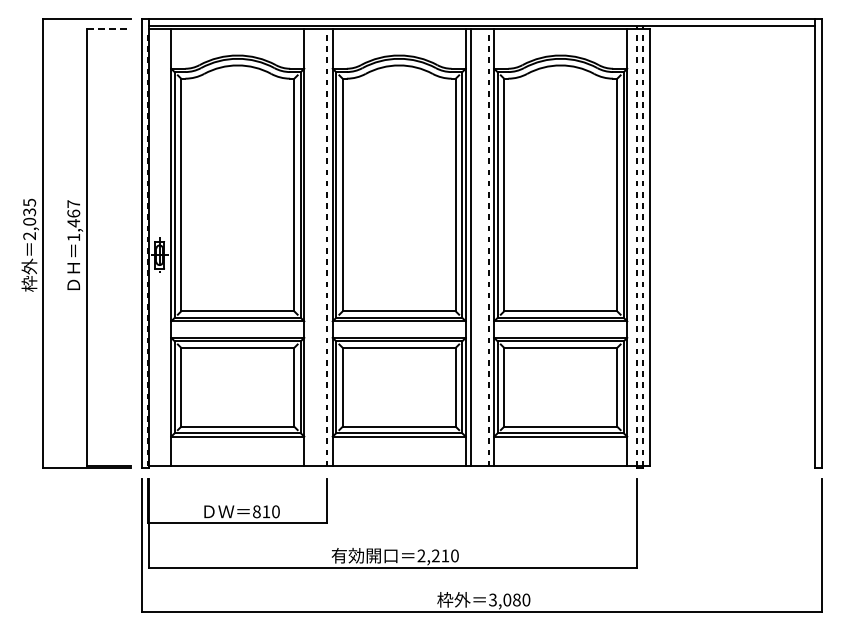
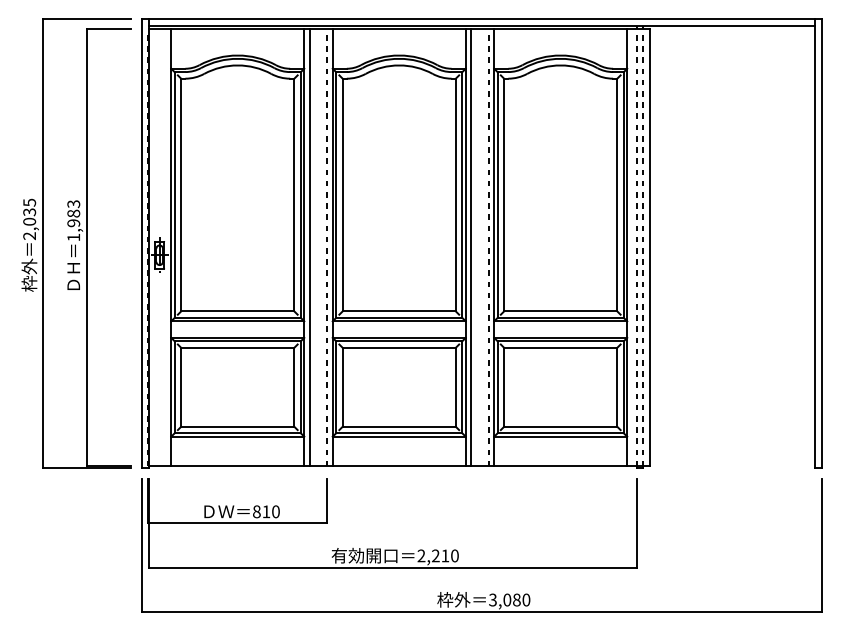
line: dashed -> solid (109, 29)
text: 1,467 -> 1,983 (73, 213)
line: none -> present (309, 247)
